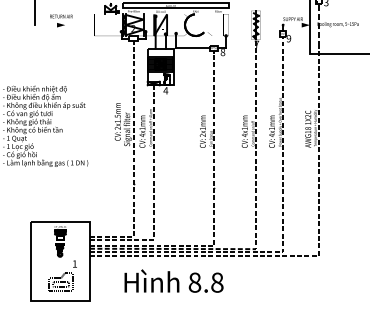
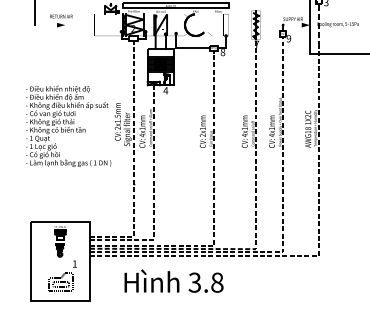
text position: (45, 125) -> (68, 125) (68, 125)
text: 8.8 -> 3.8 (194, 282)
